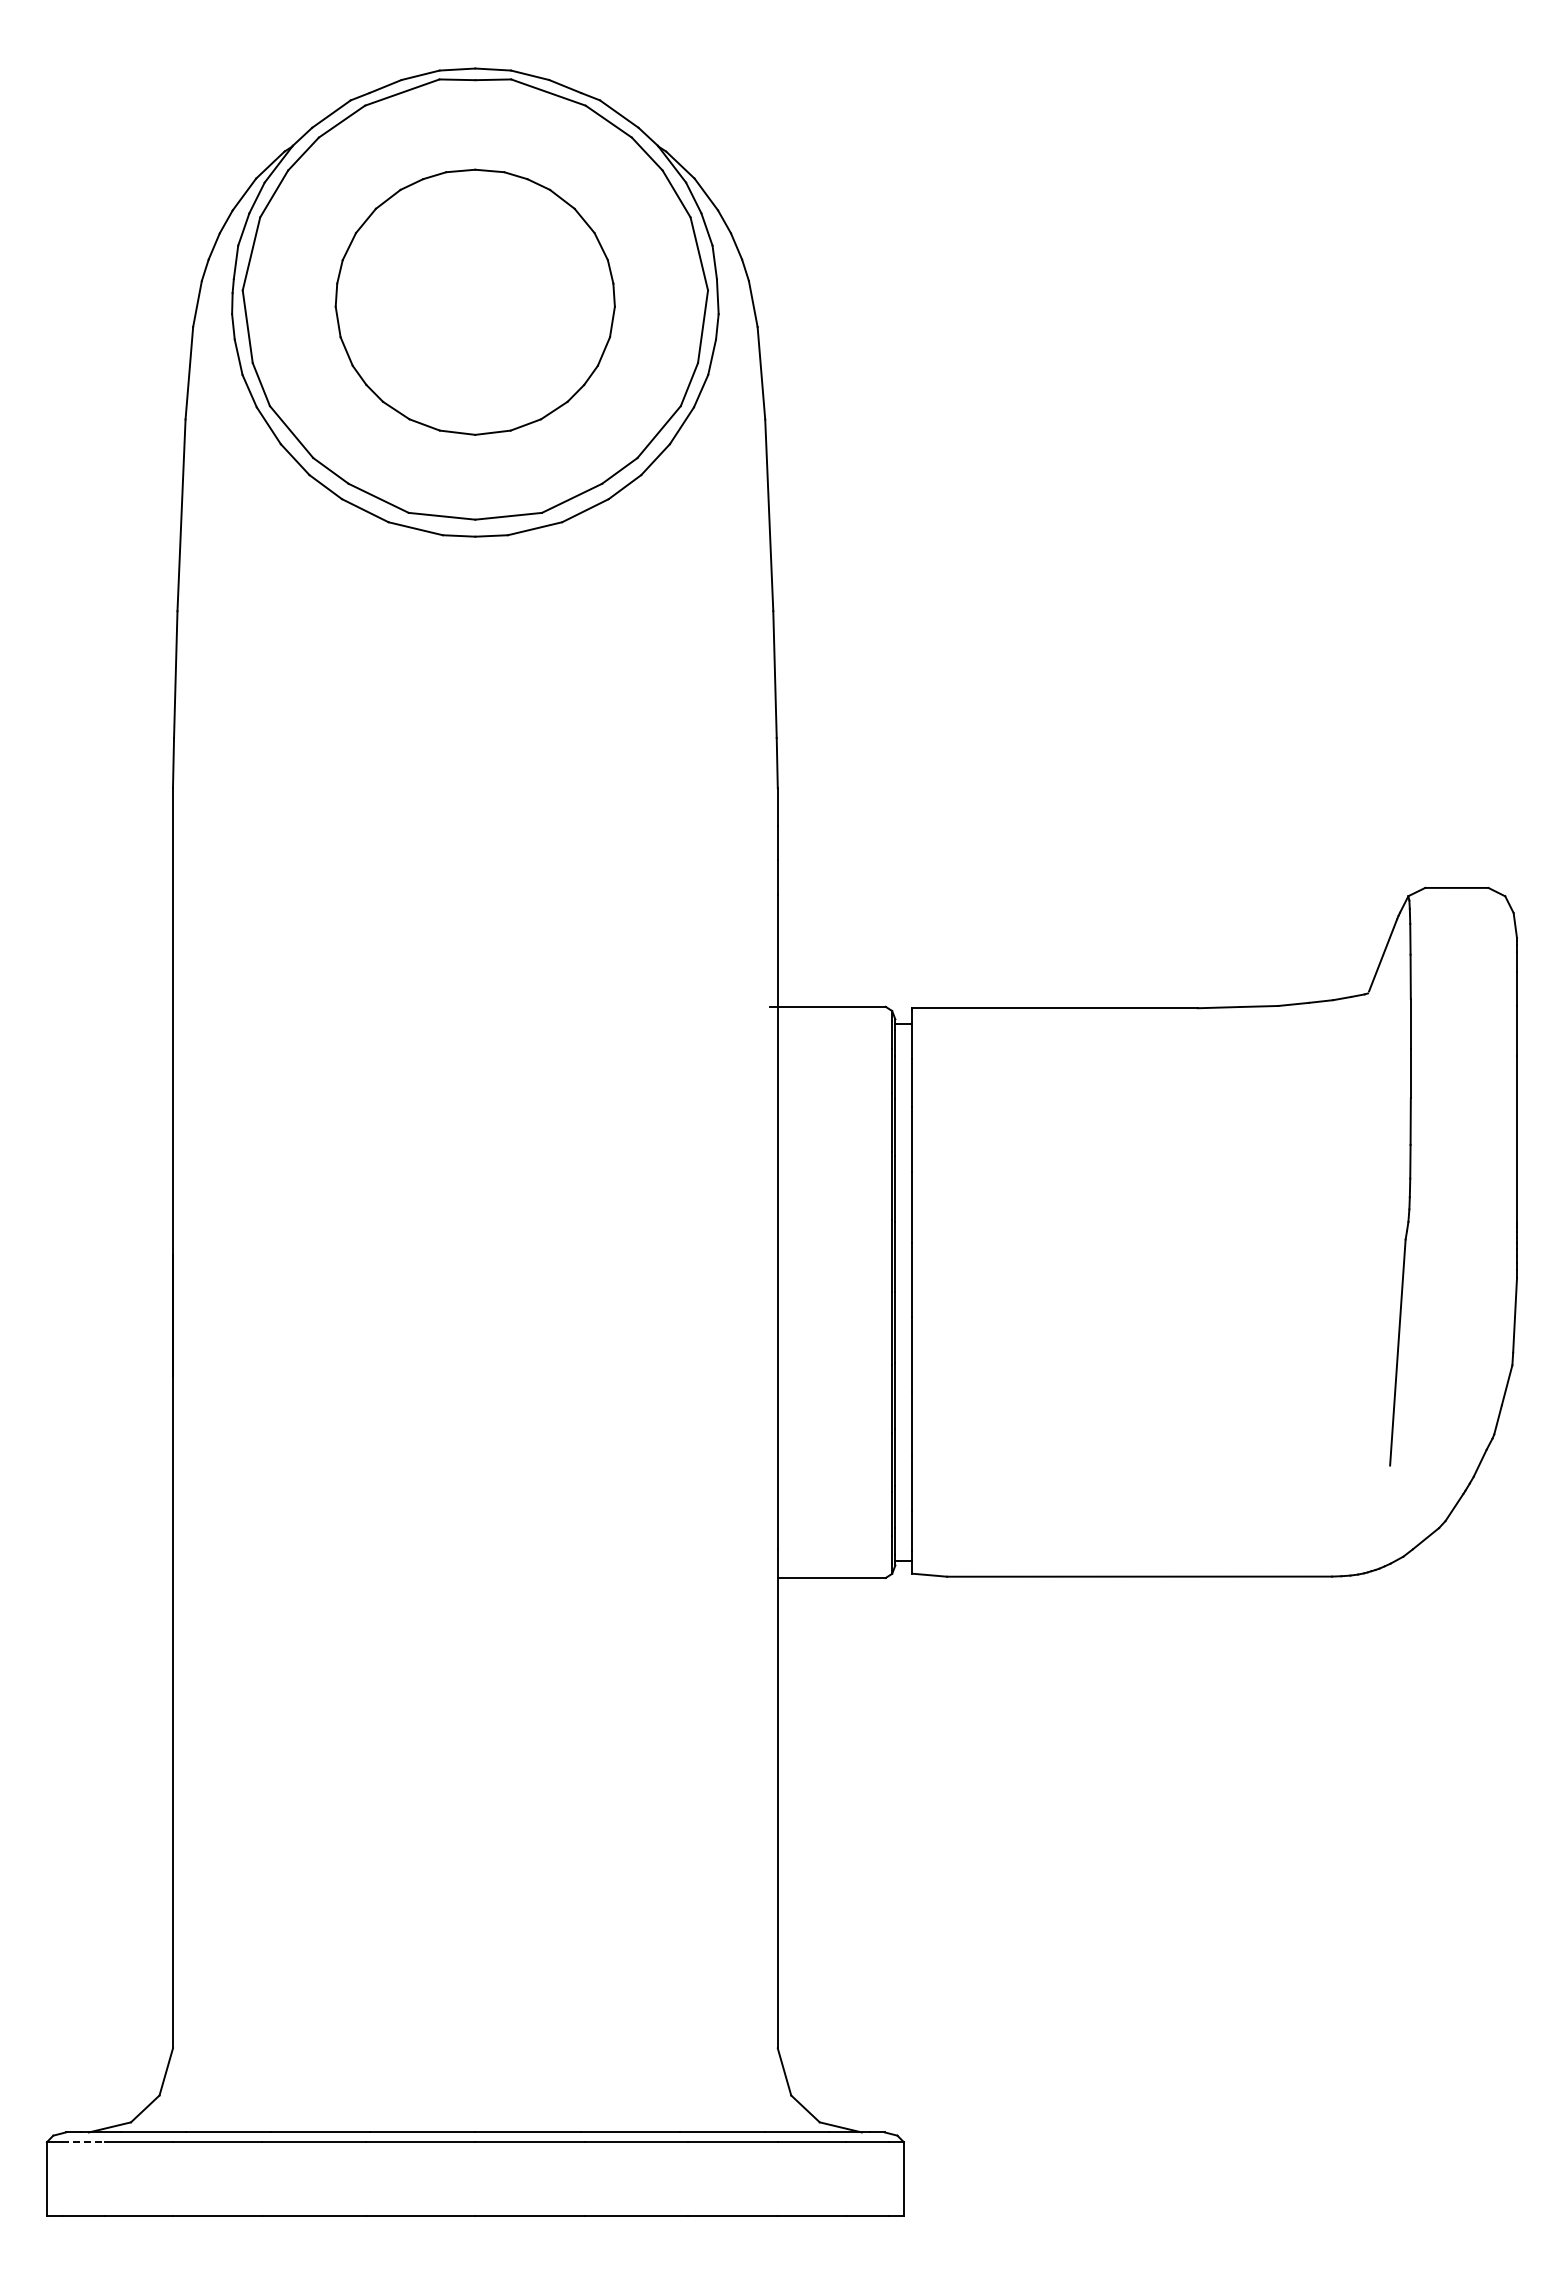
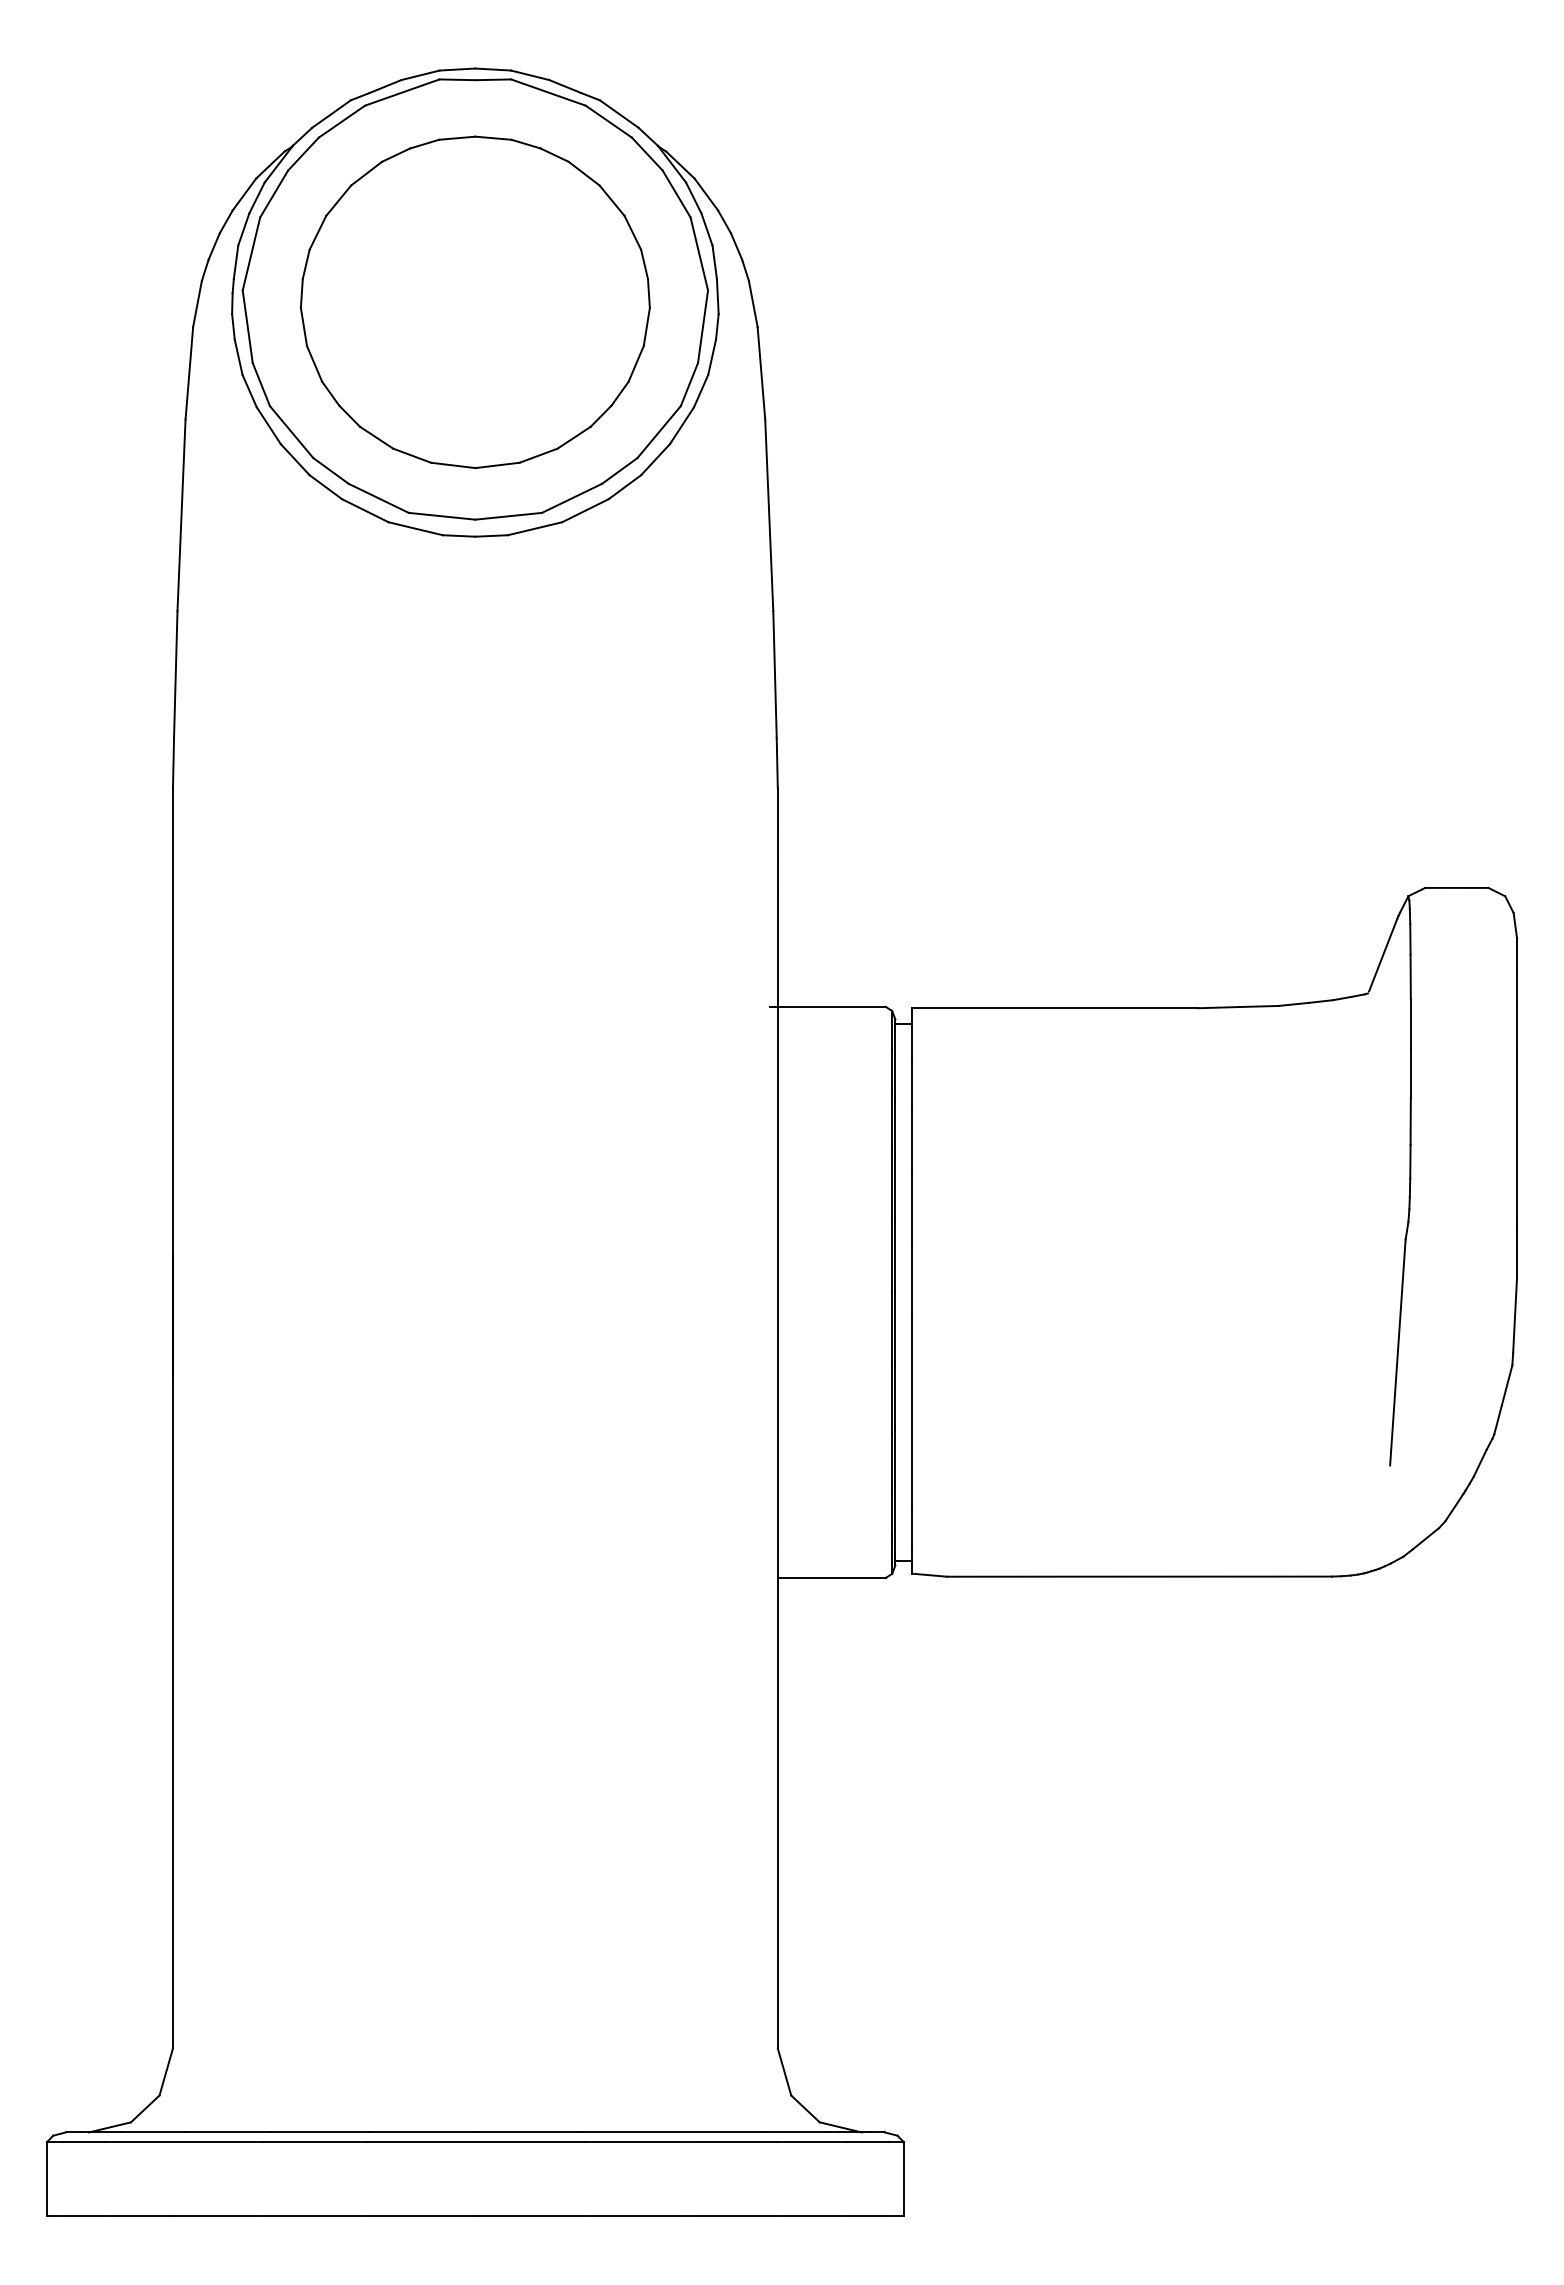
part size: 282x268 px -> 352x334 px (474, 301)
line: dashed -> solid (84, 2142)
